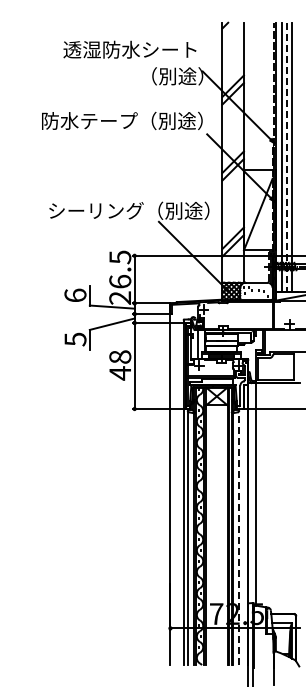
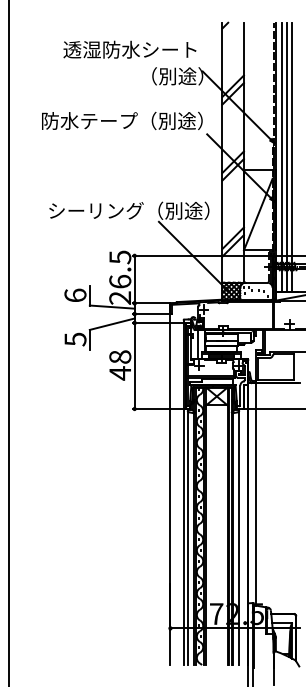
line: dashed -> solid (286, 157)
line: none -> present (9, 342)
line: dashed -> solid (239, 537)
